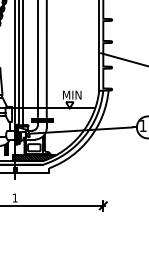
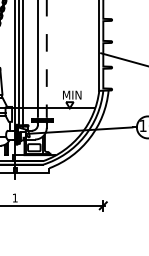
line: solid -> dashed (46, 59)
hatch: present -> none (33, 158)
